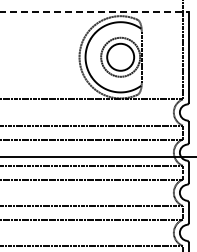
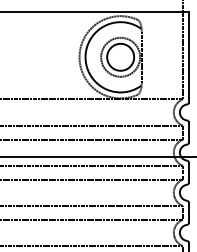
line: dashed -> solid (94, 12)
